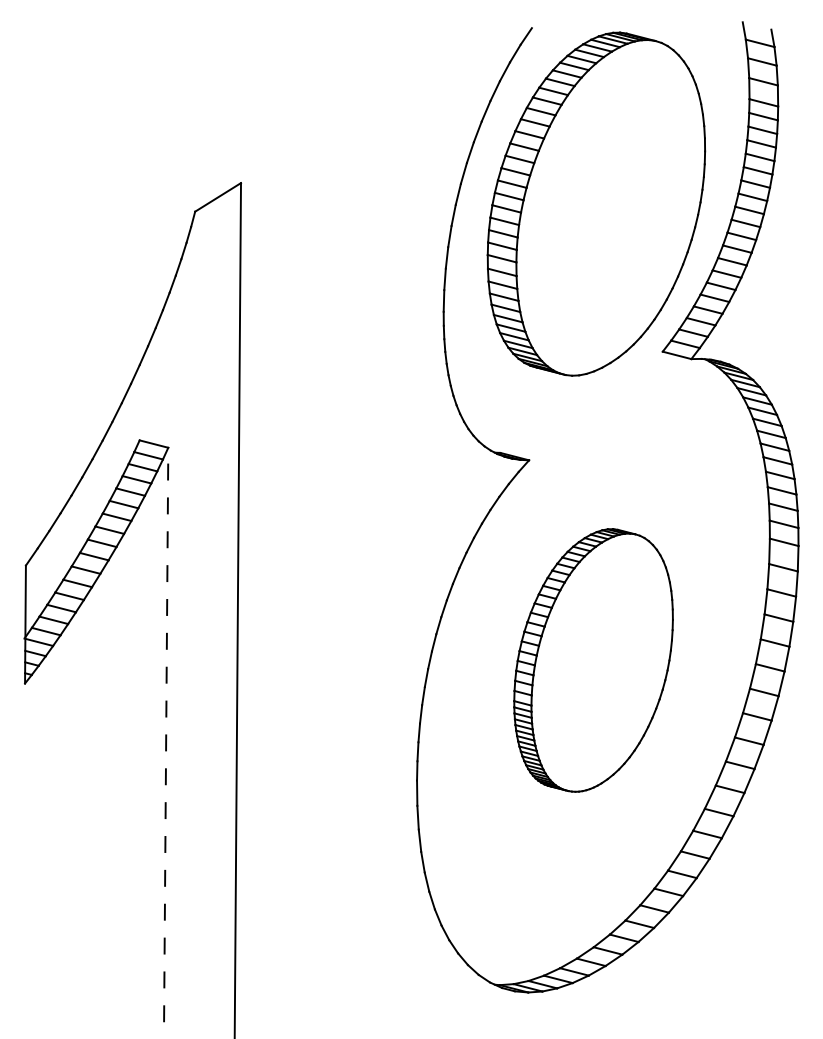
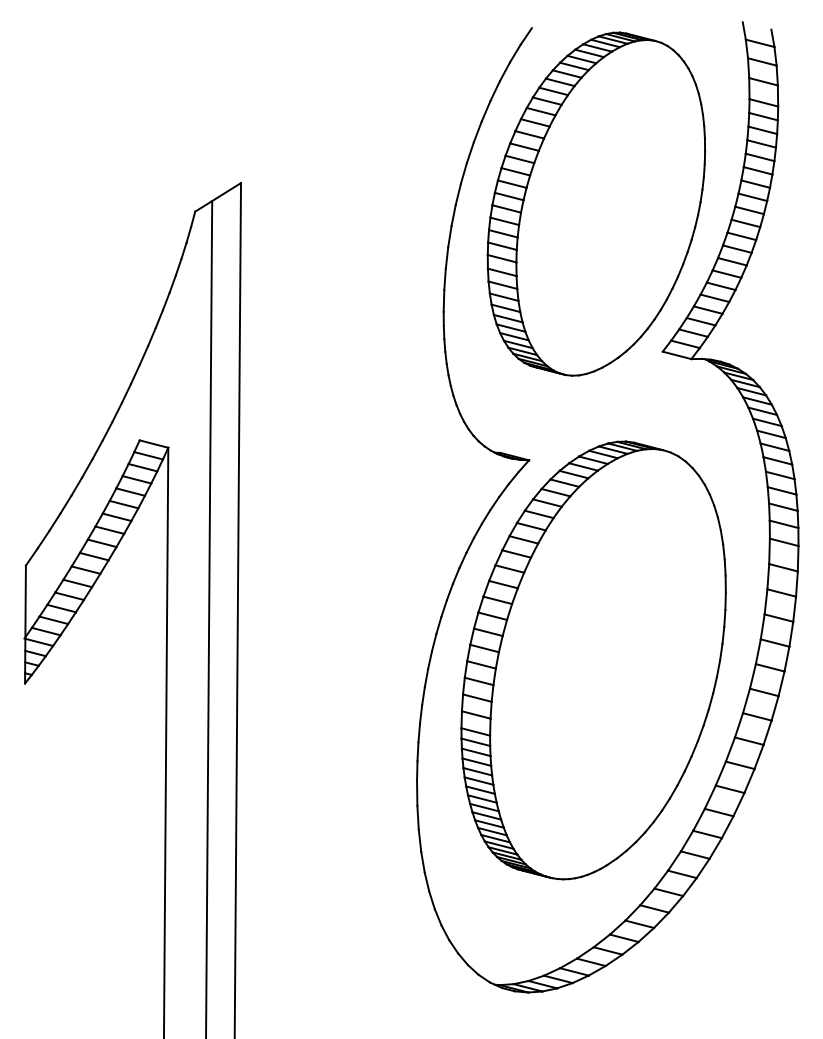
line: none -> present (209, 618)
part size: 161x265 px -> 267x441 px (593, 660)
line: dashed -> solid (166, 742)
